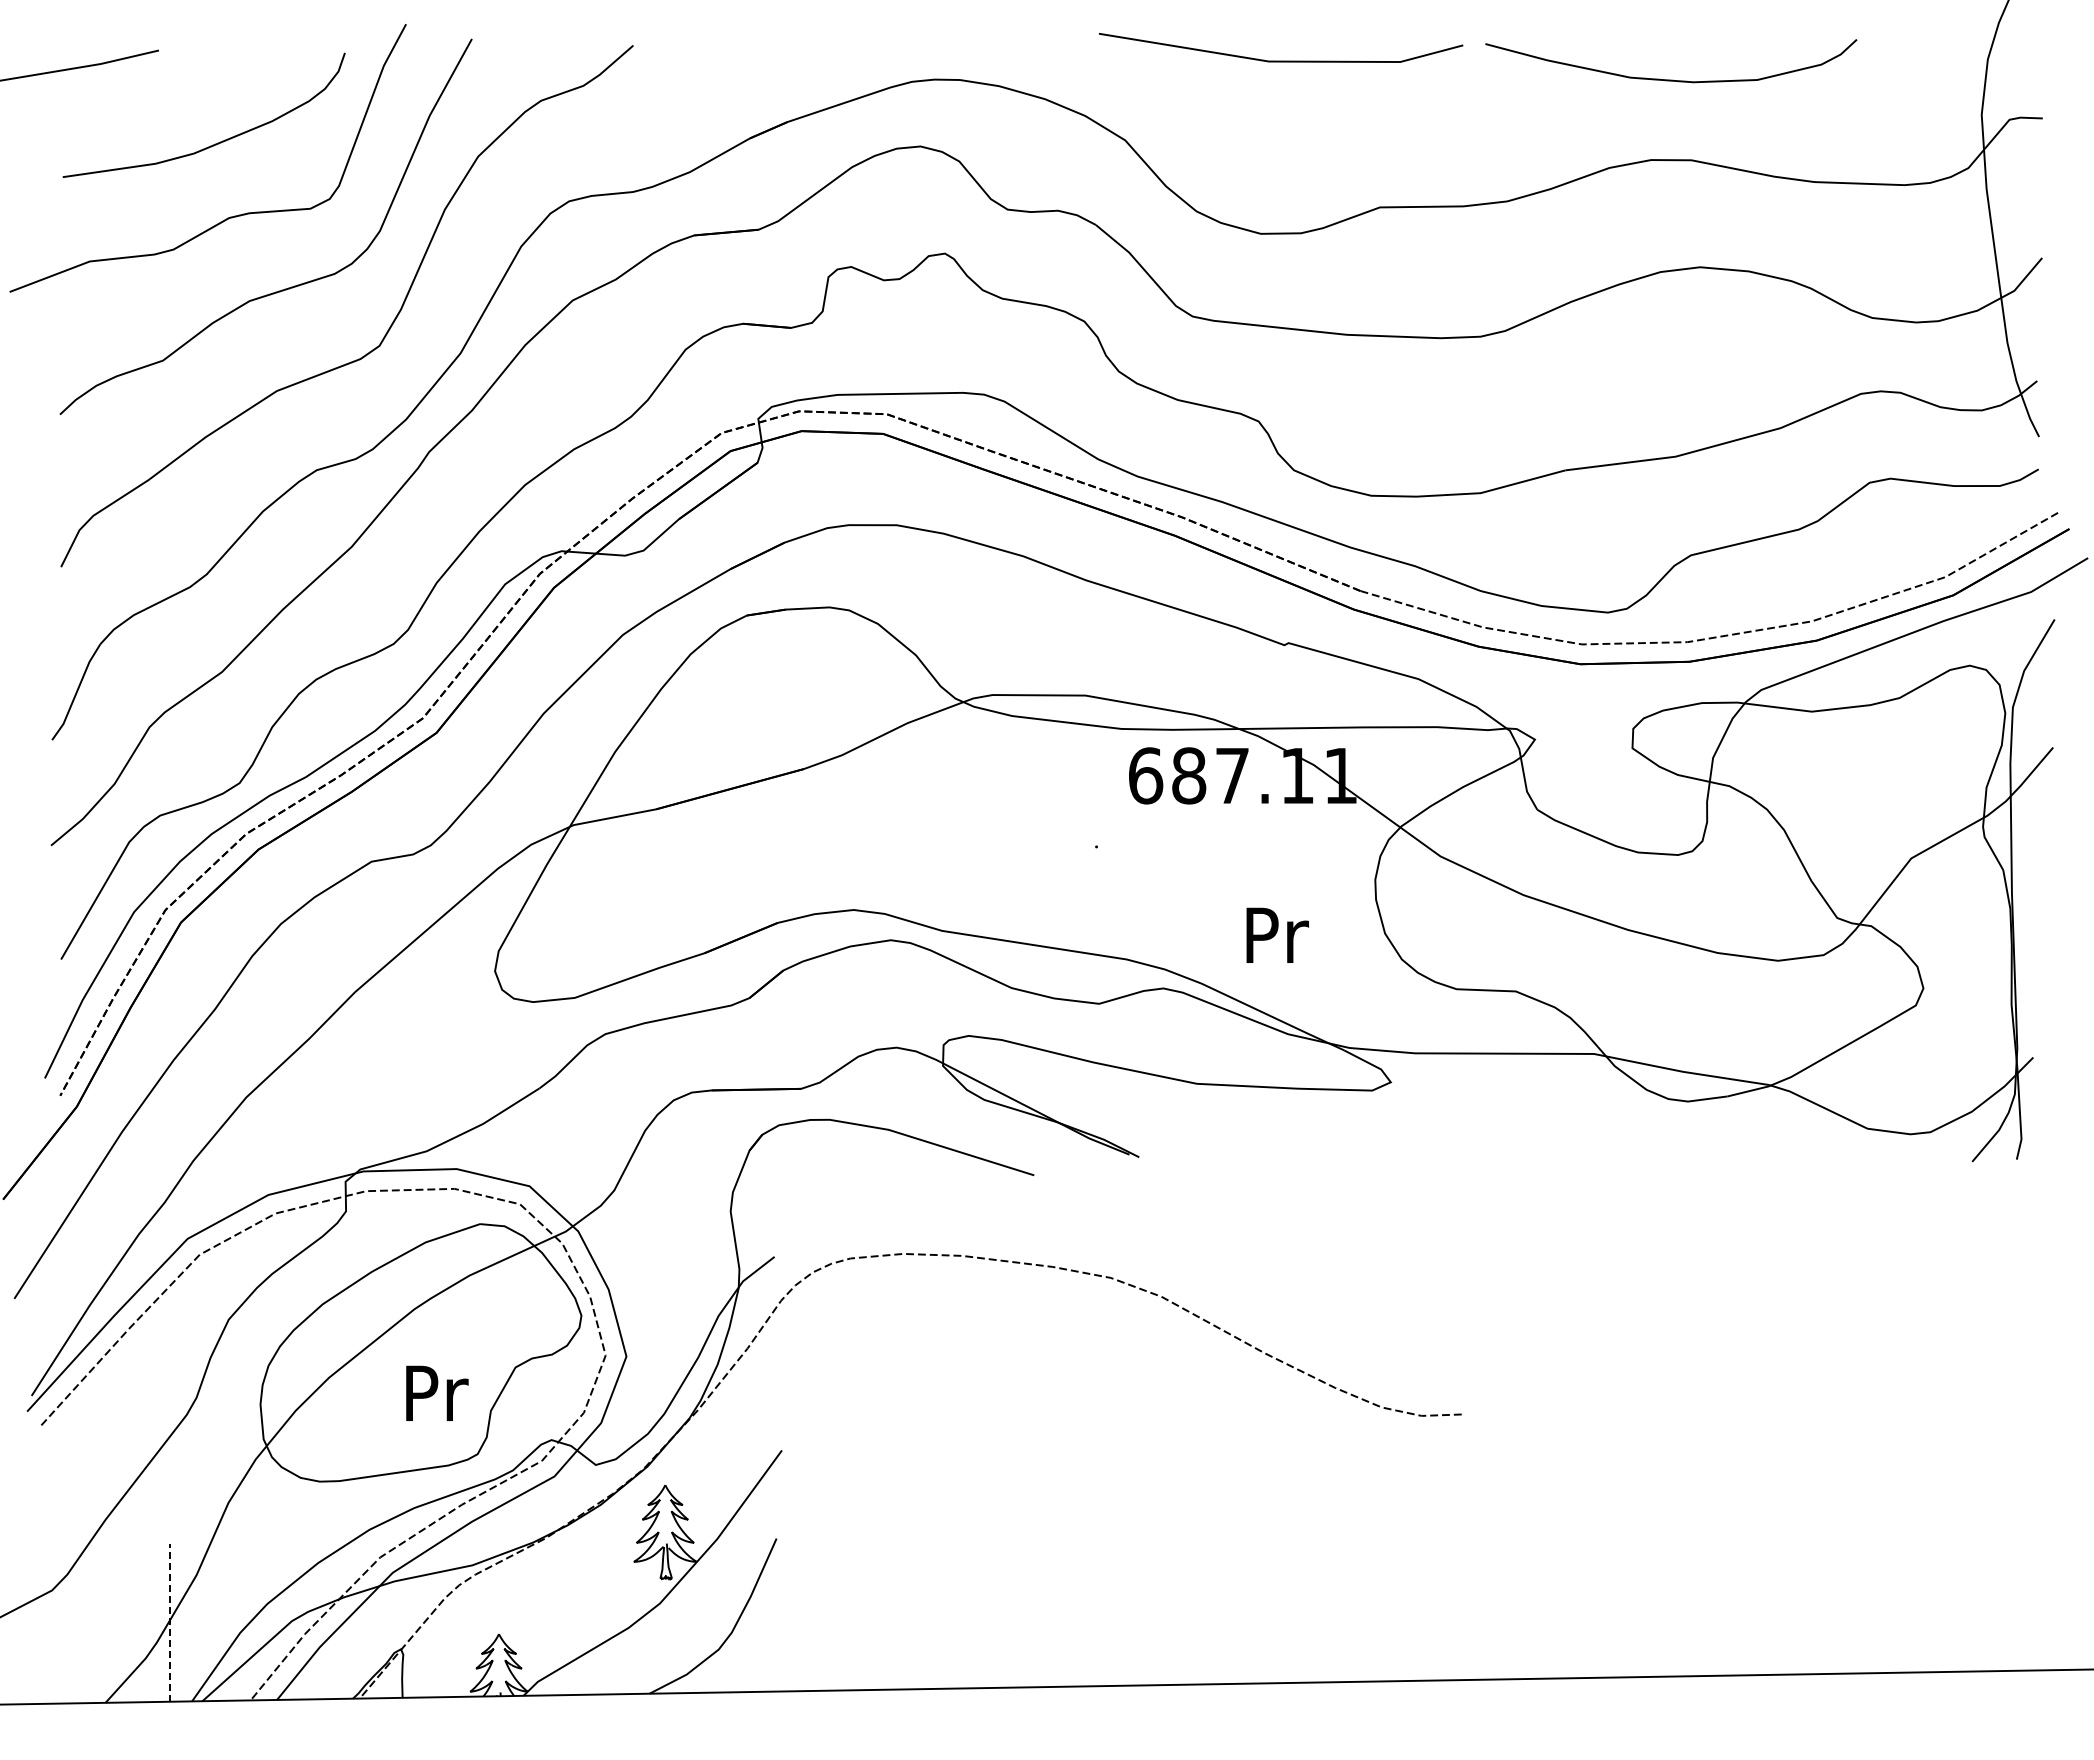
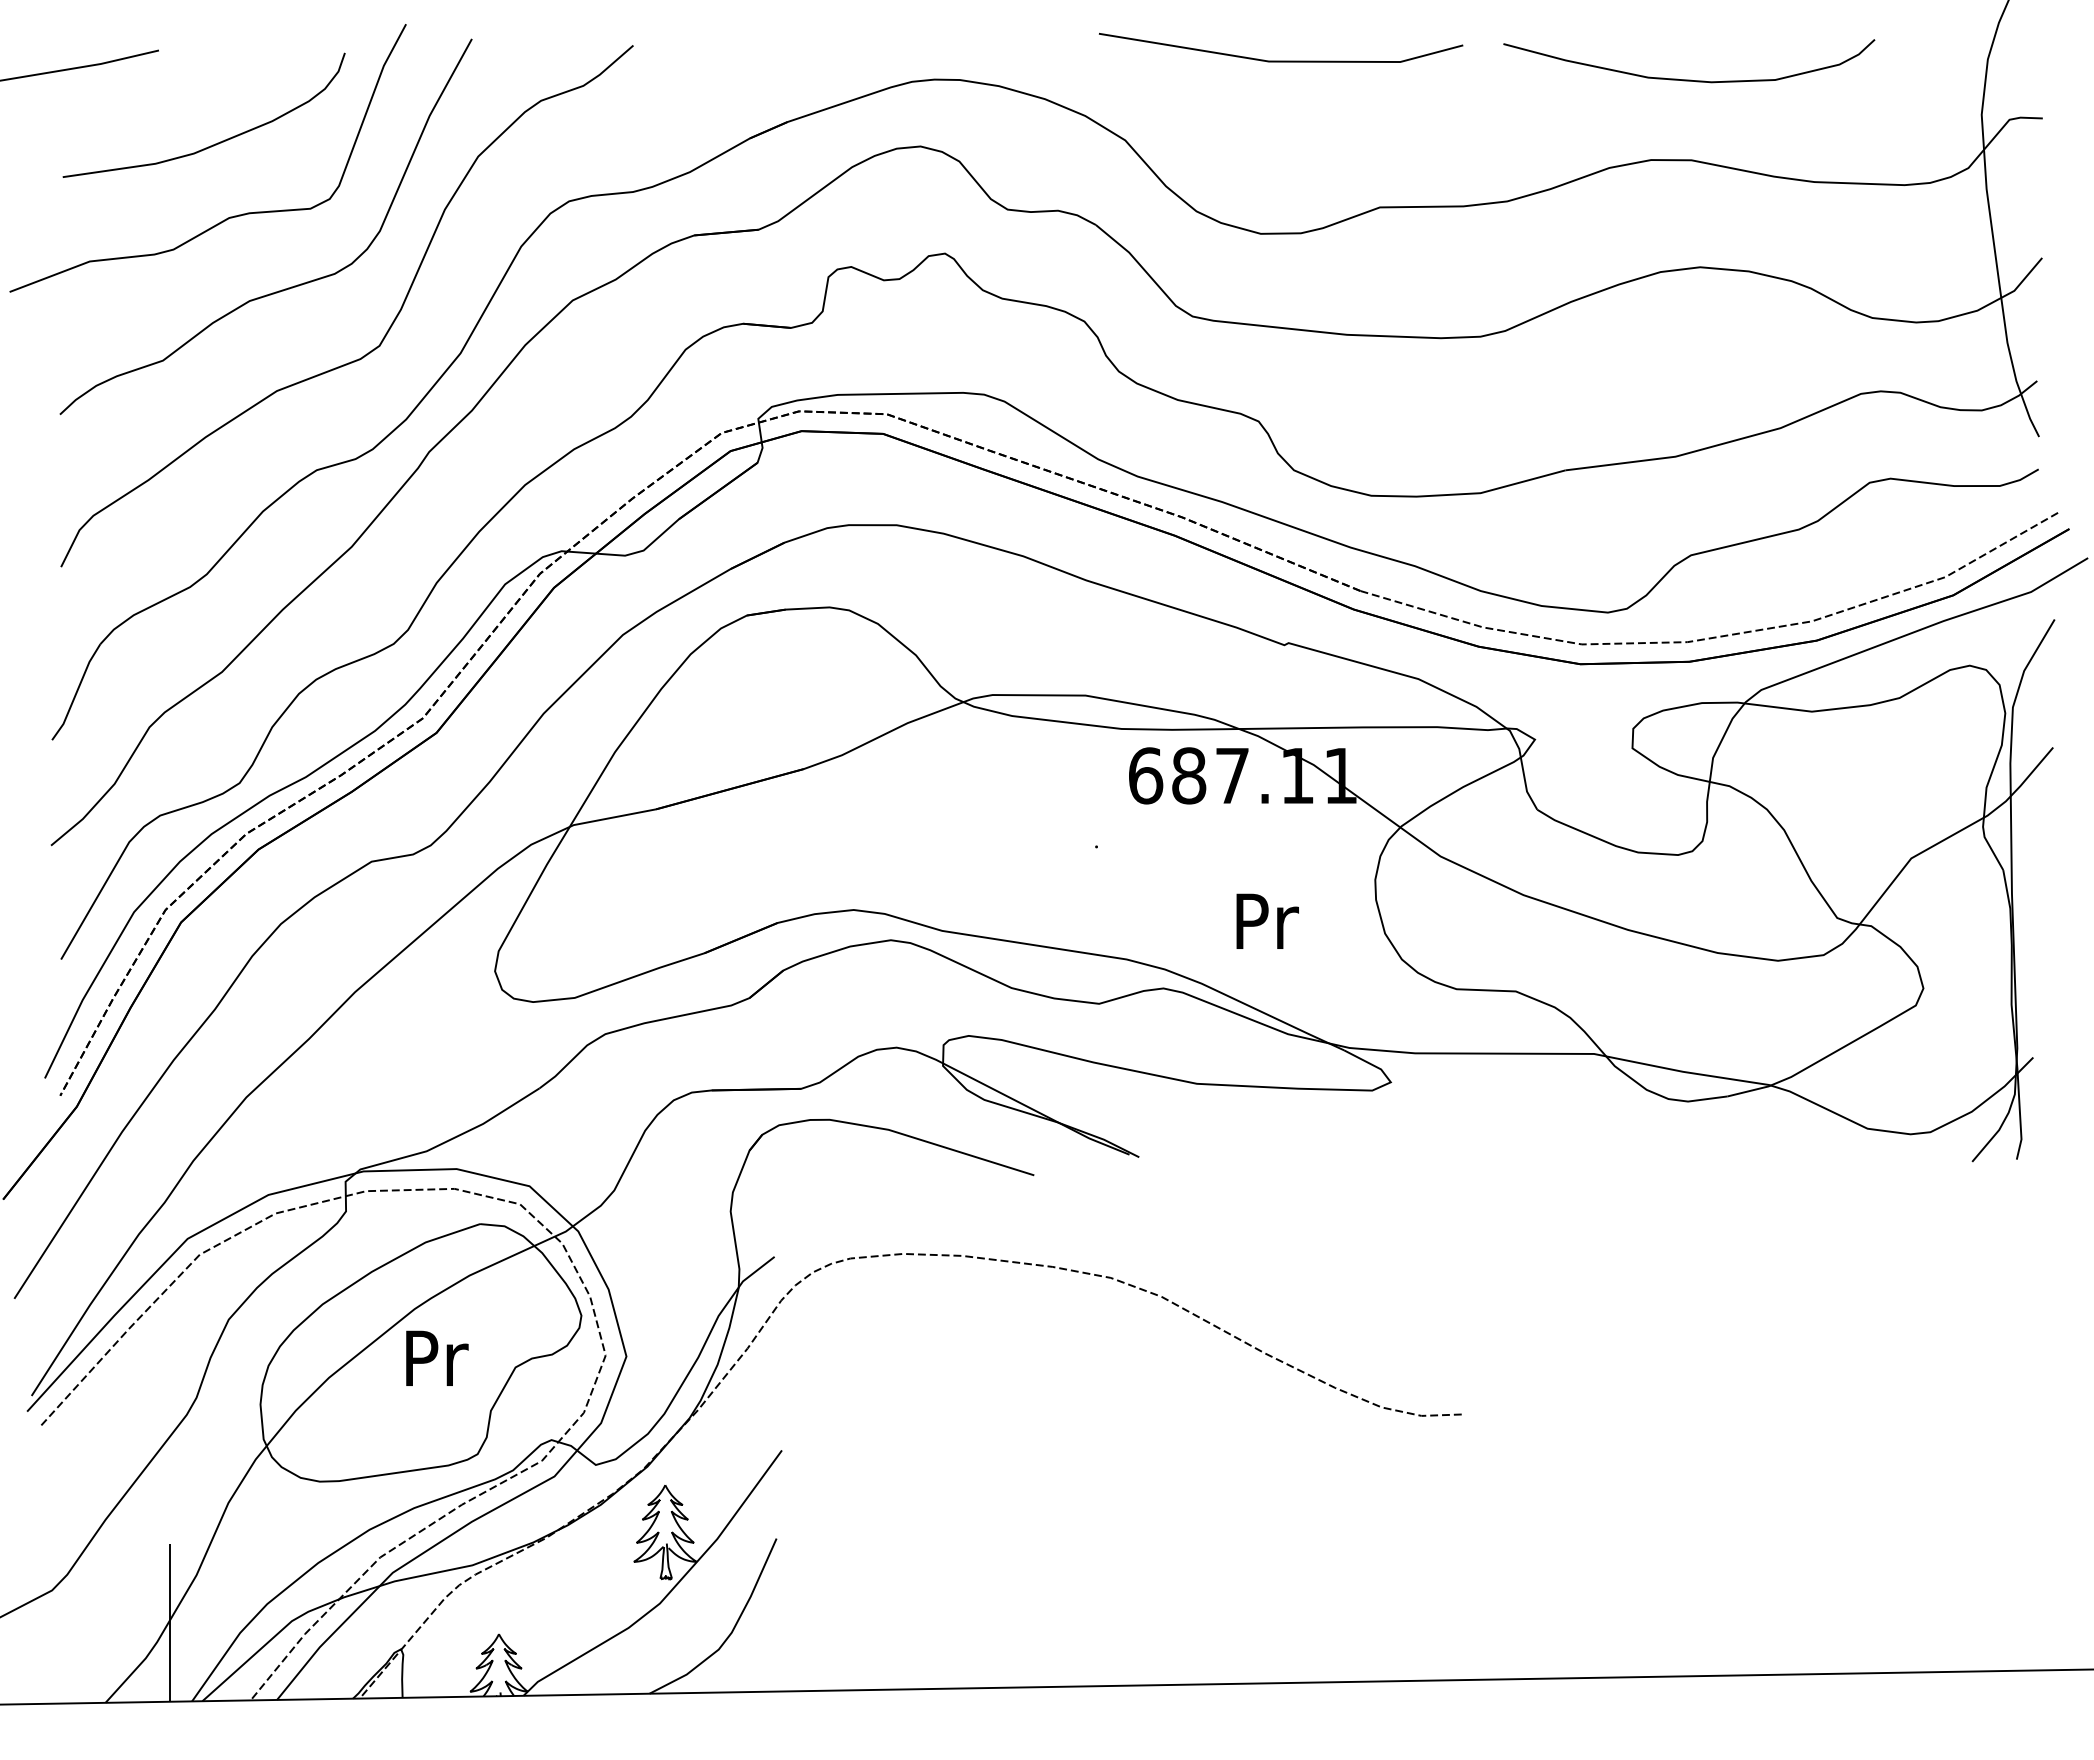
curve position: (1671, 79) -> (1689, 79) (1689, 79)
text position: (1277, 934) -> (1267, 920) (1267, 920)
text position: (437, 1392) -> (437, 1357) (437, 1357)
line: dashed -> solid (169, 1622)
